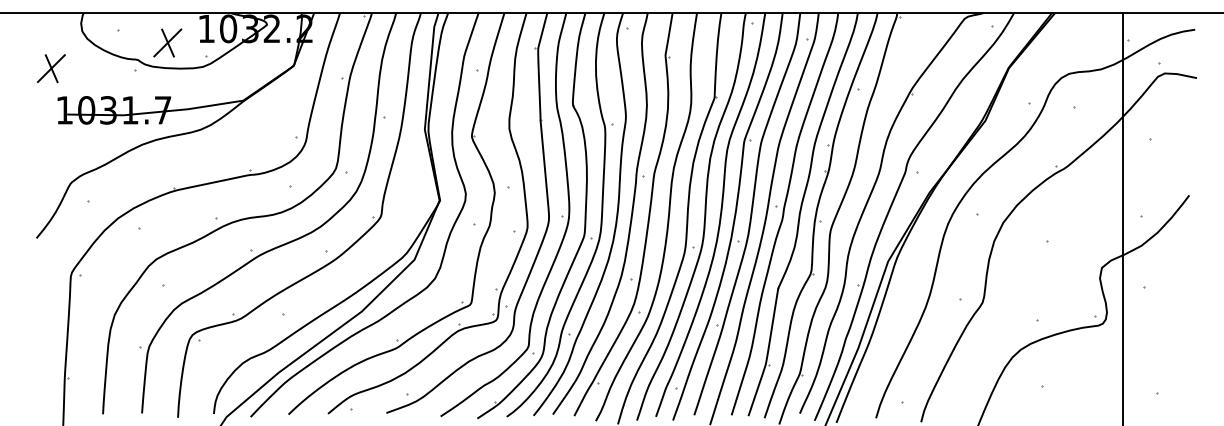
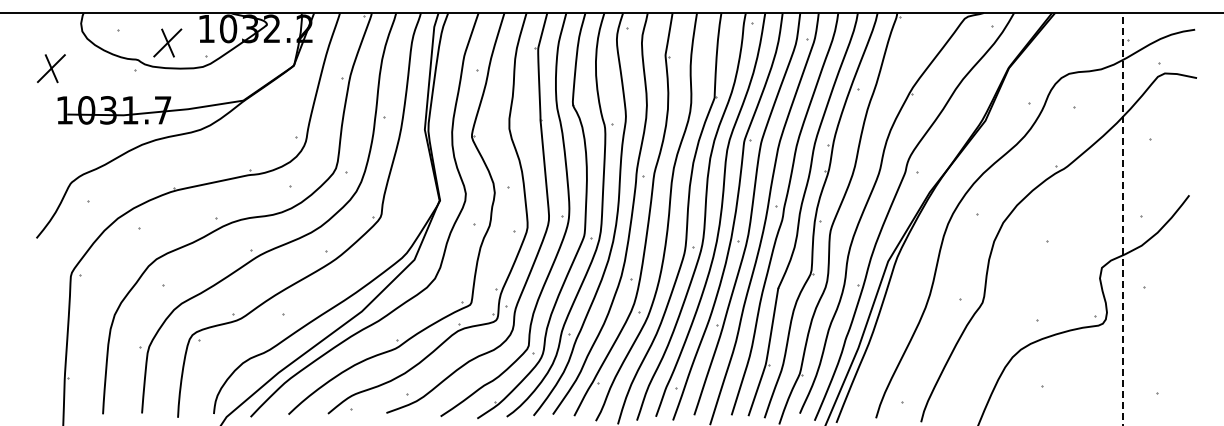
line: solid -> dashed (1122, 218)
